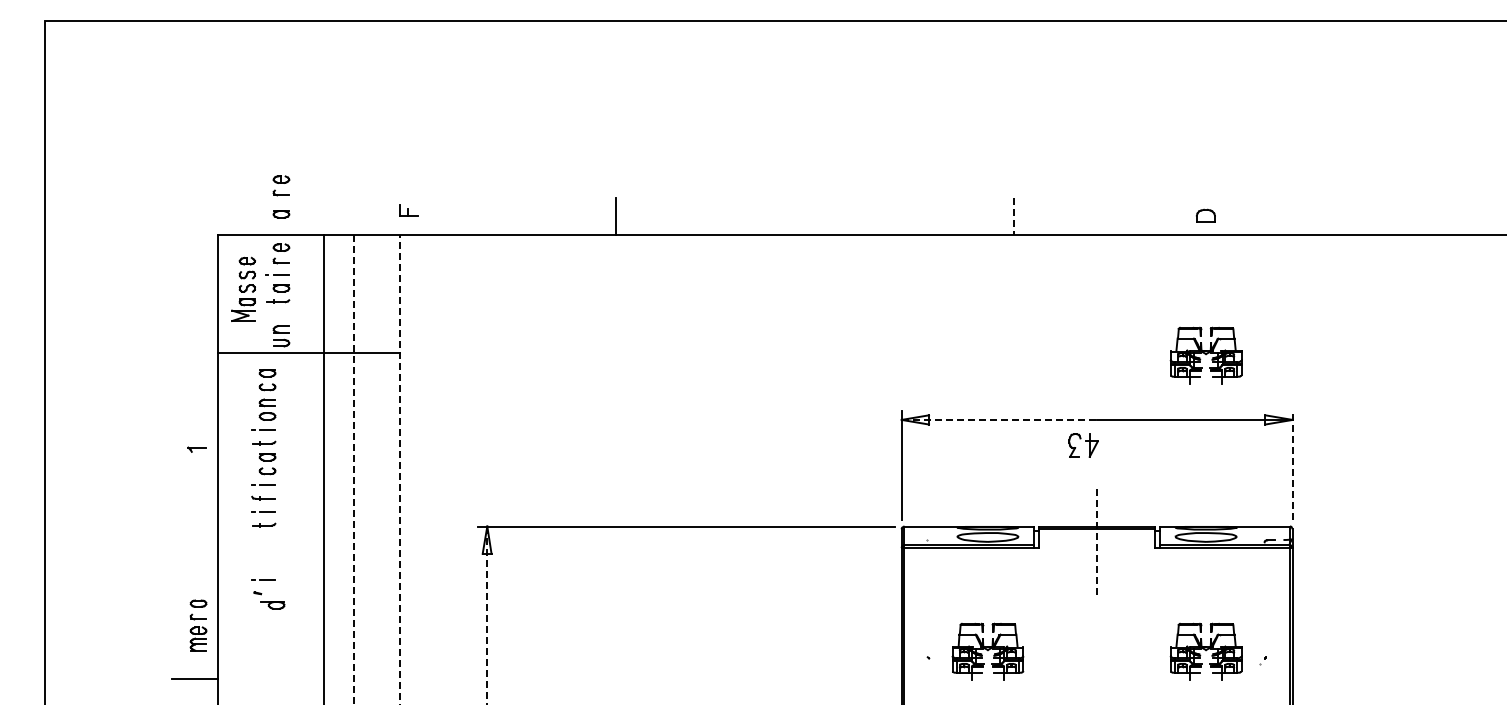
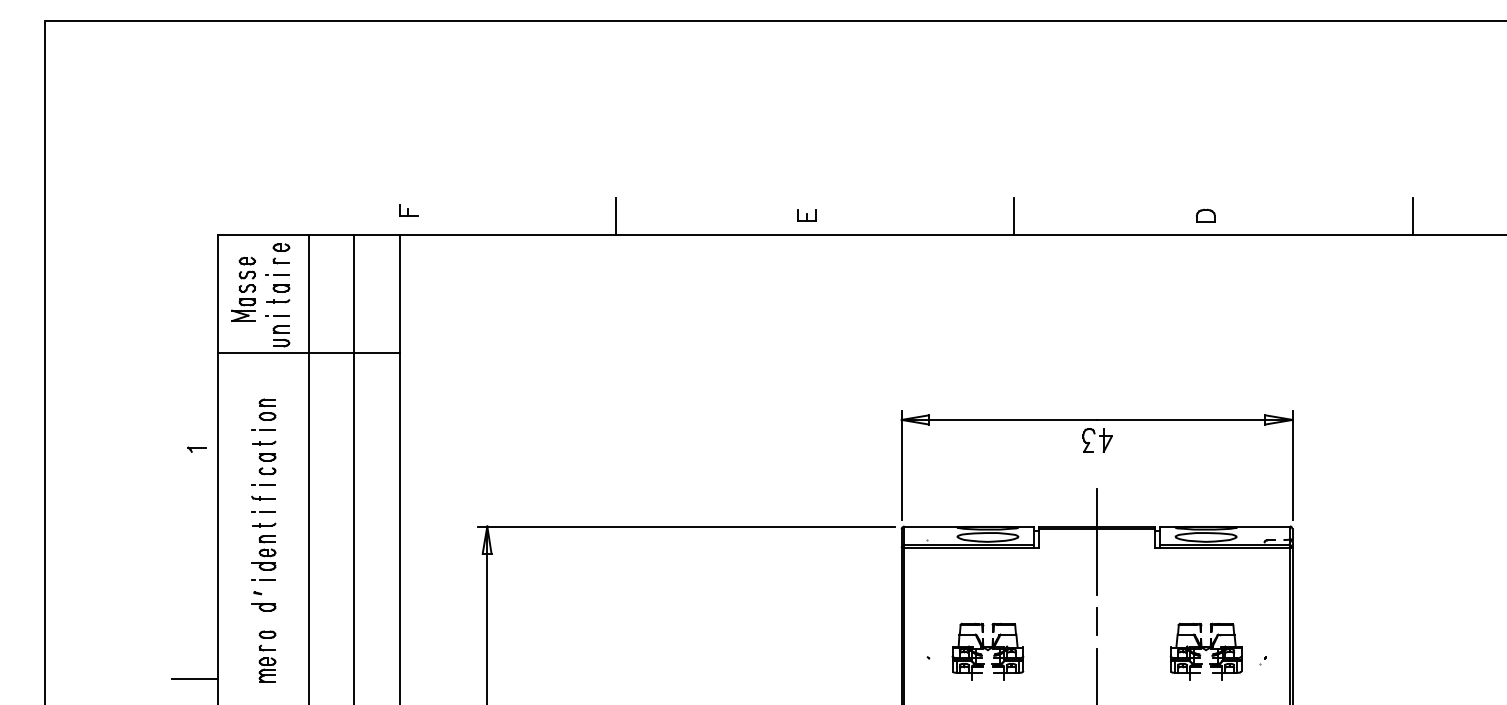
part: present -> none (281, 185)
part: present -> none (281, 214)
part: none -> present (806, 215)
line: none -> present (1413, 216)
line: dashed -> solid (1014, 217)
line: none -> present (277, 315)
part: present -> none (1205, 355)
part: present -> none (267, 380)
line: dashed -> solid (999, 419)
part position: (1083, 445) -> (1097, 440) (1097, 440)
line: dashed -> solid (1292, 465)
line position: (323, 467) -> (308, 467) (308, 467)
line: dashed -> solid (354, 469)
line: dashed -> solid (399, 469)
line: dashed -> solid (1097, 541)
part: none -> present (263, 552)
part position: (272, 605) -> (263, 607) (263, 607)
line: dashed -> solid (487, 615)
line: none -> present (1097, 621)
part position: (198, 625) -> (267, 656) (267, 656)
line: none -> present (1097, 674)
